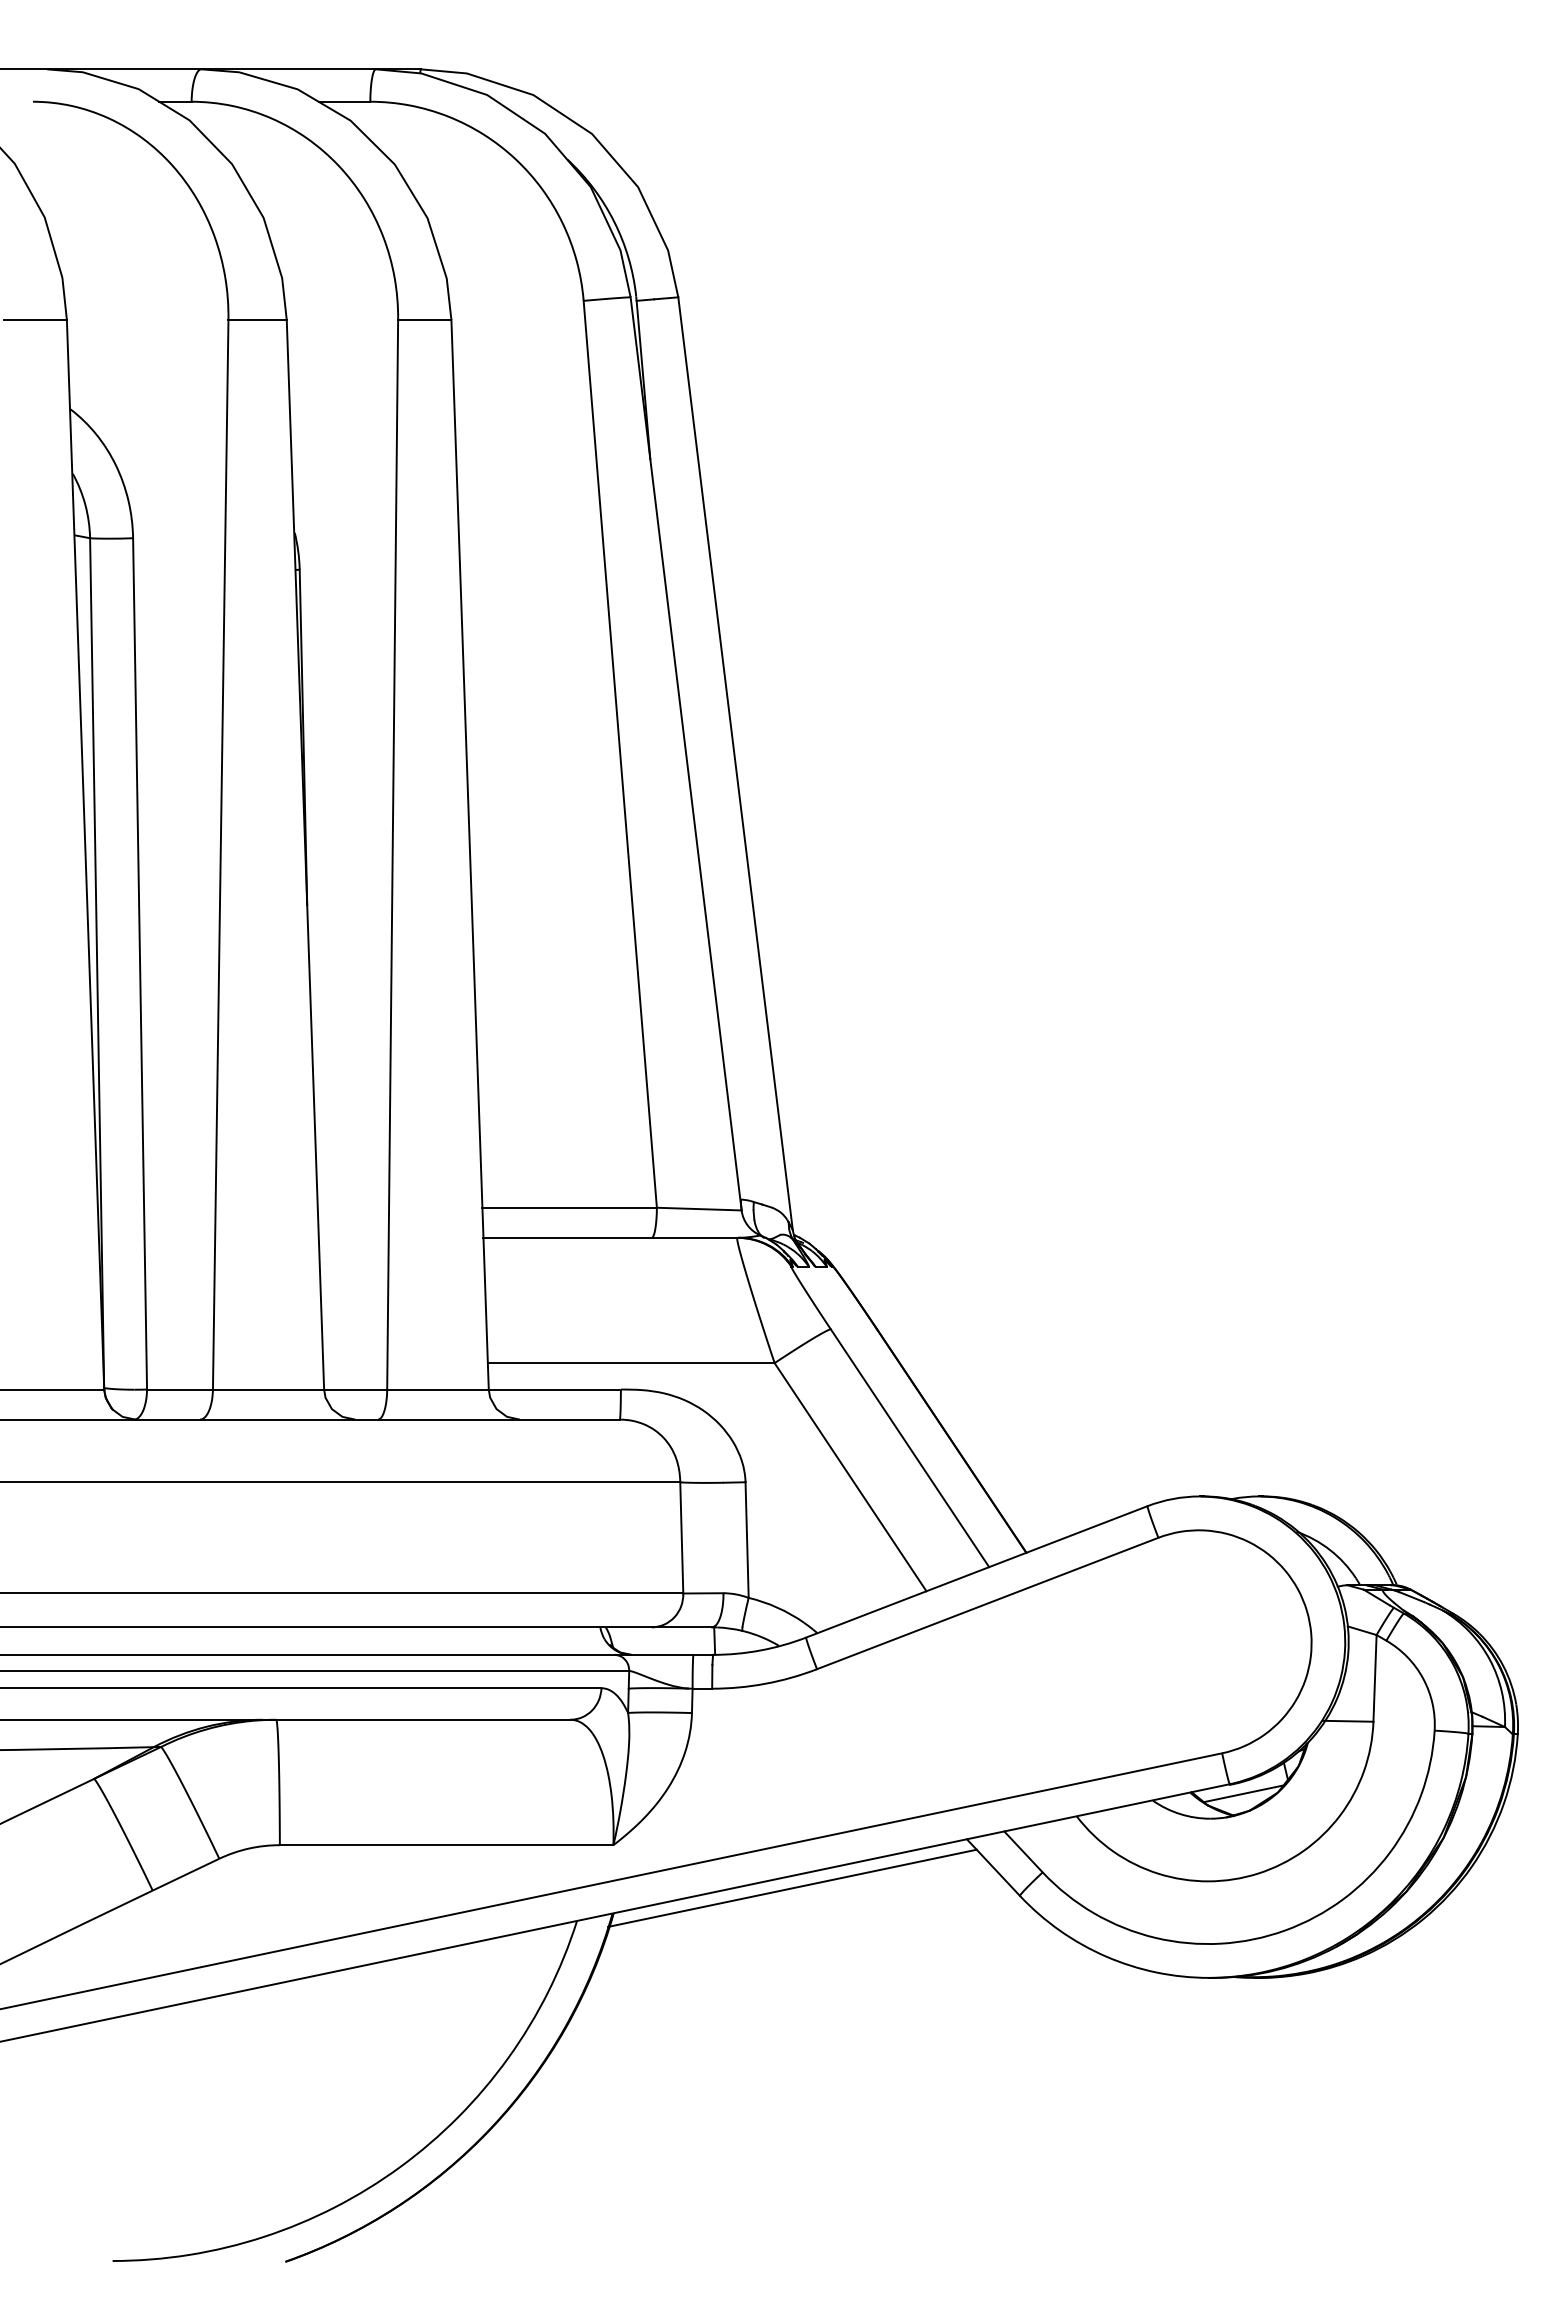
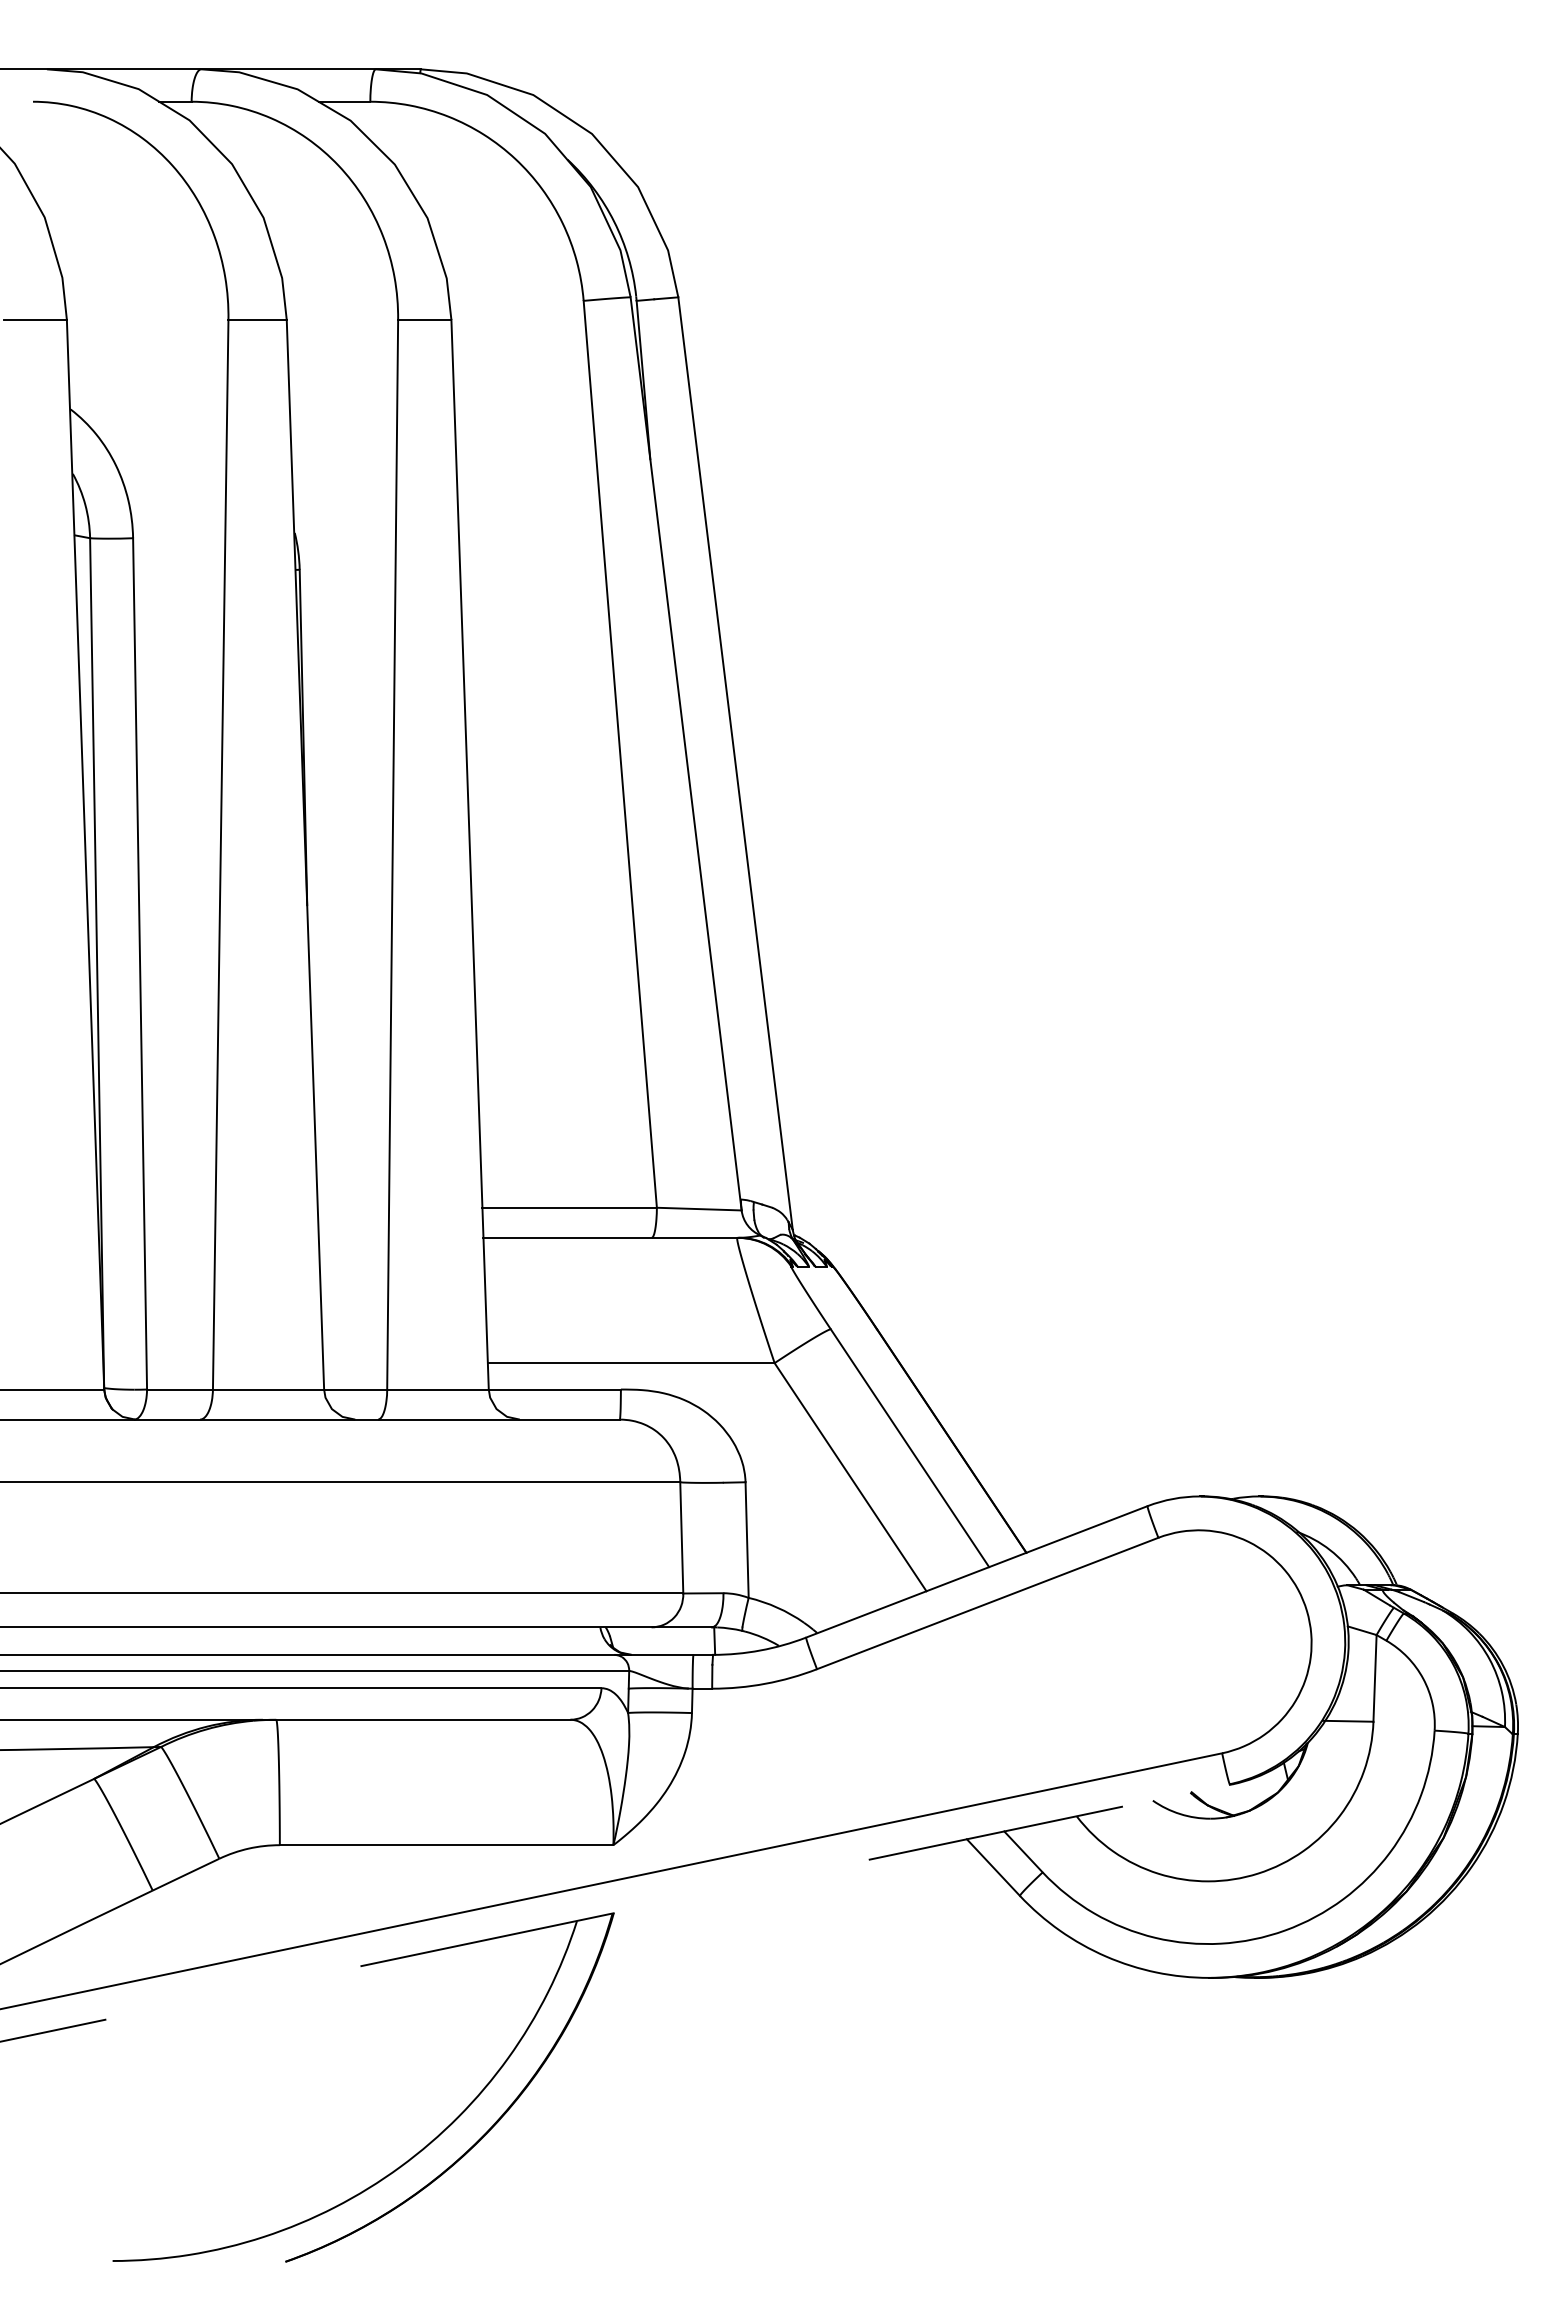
line: present -> none (1243, 1793)
line: present -> none (792, 1887)
line: solid -> dashed (615, 1912)
